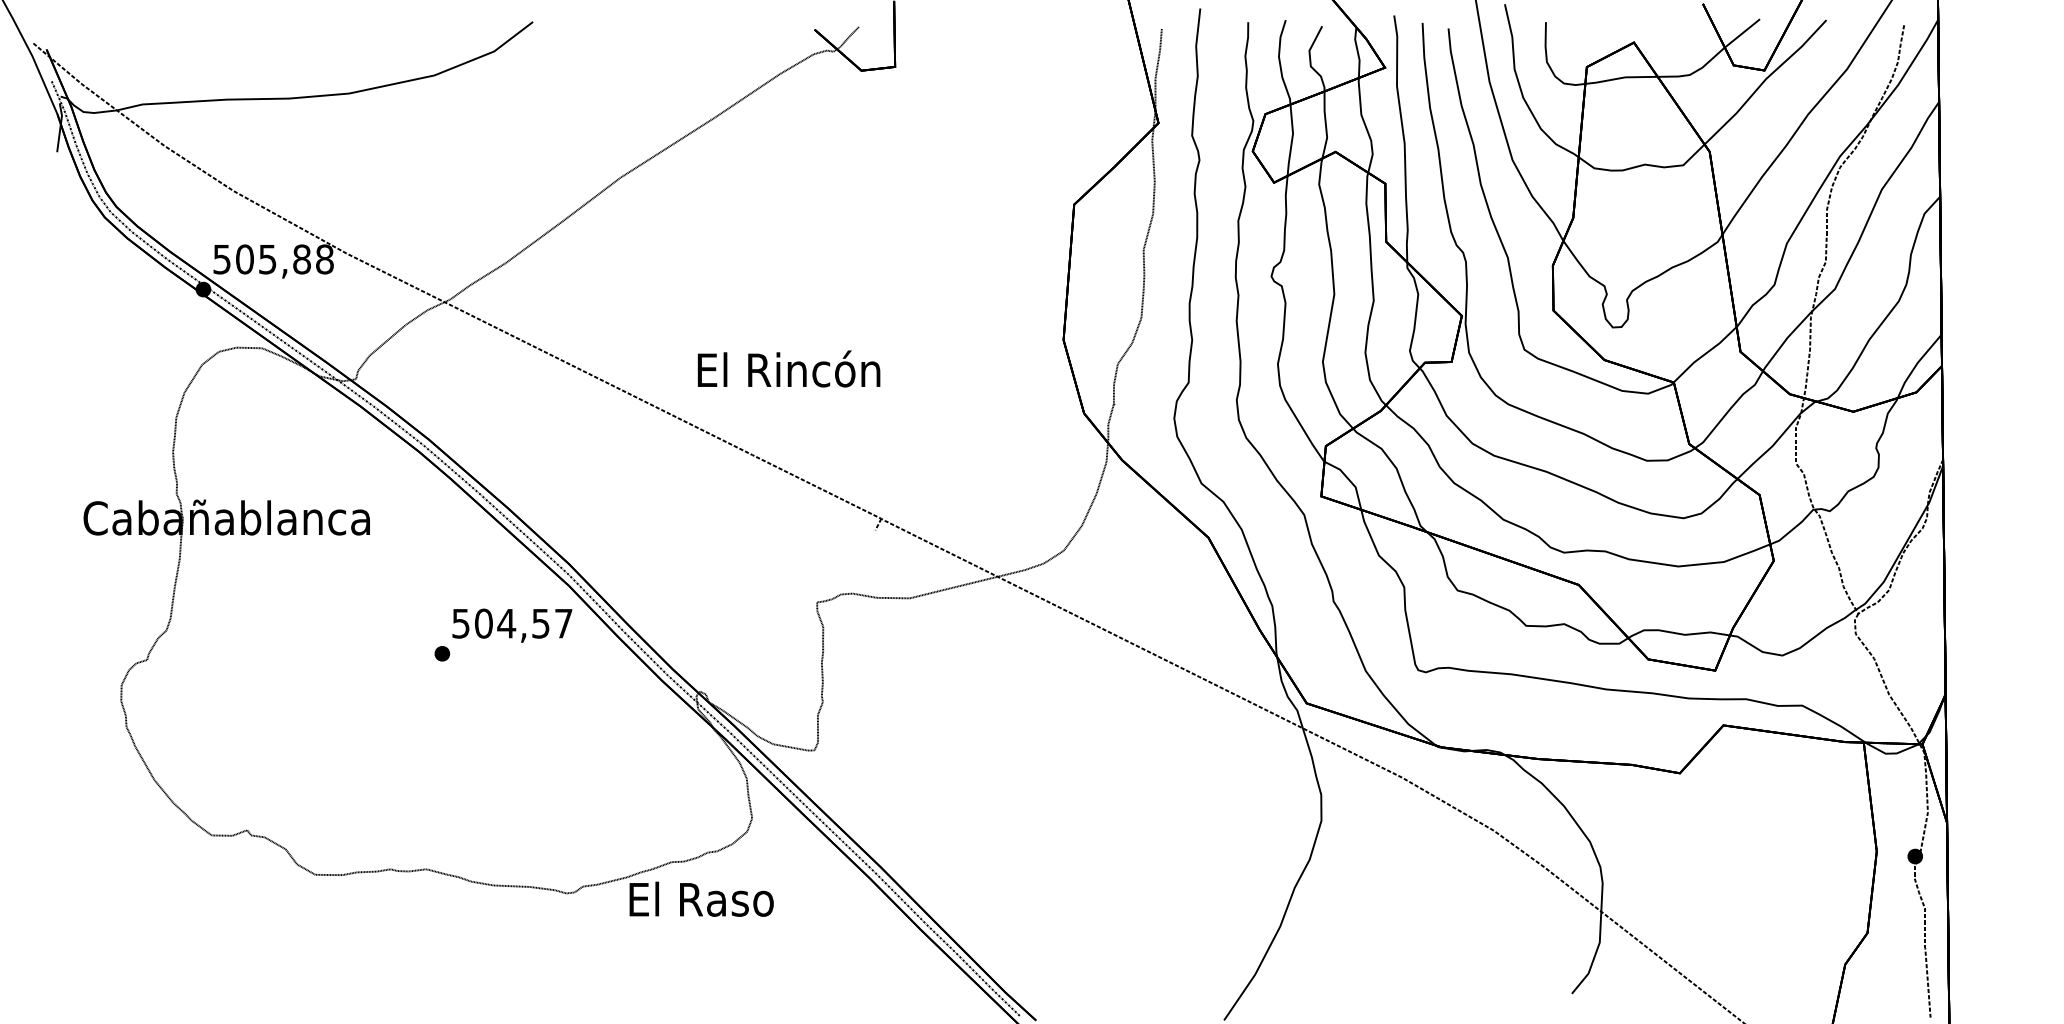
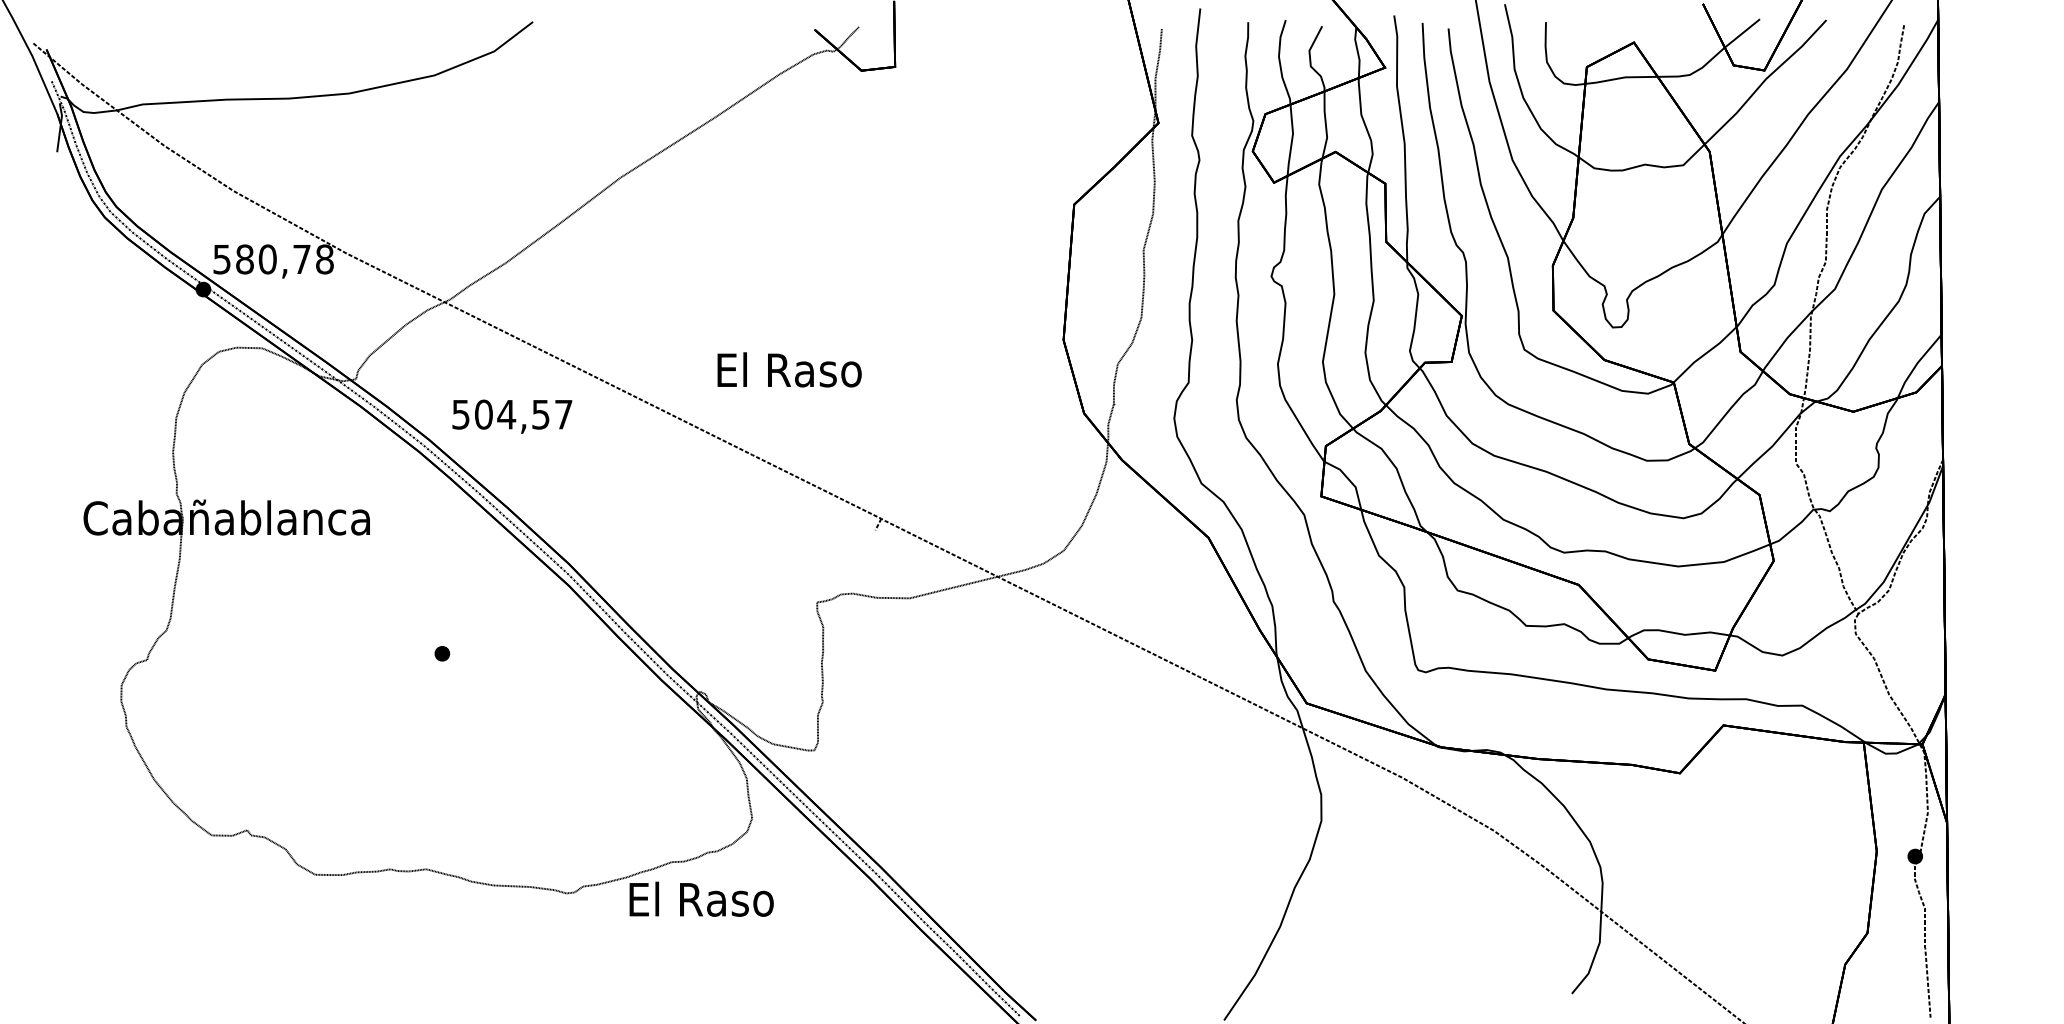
text: 505,88 -> 580,78 (273, 259)
text: El Rincón -> El Raso (788, 368)
text position: (512, 625) -> (512, 416) (512, 416)
